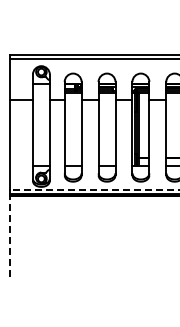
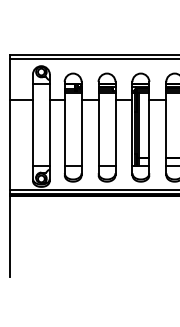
line: dashed -> solid (94, 189)
line: dashed -> solid (9, 236)
